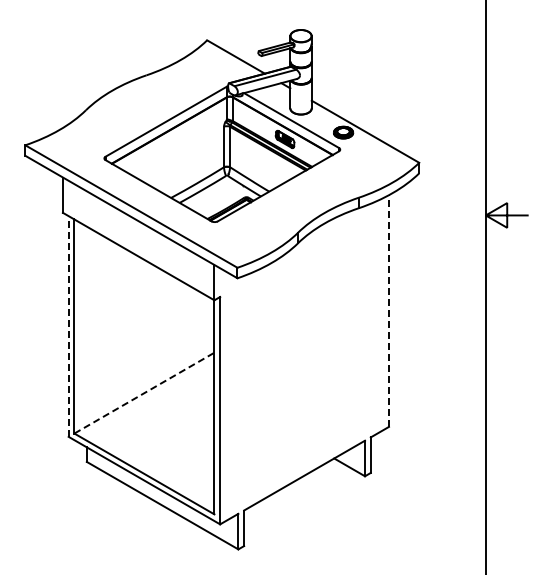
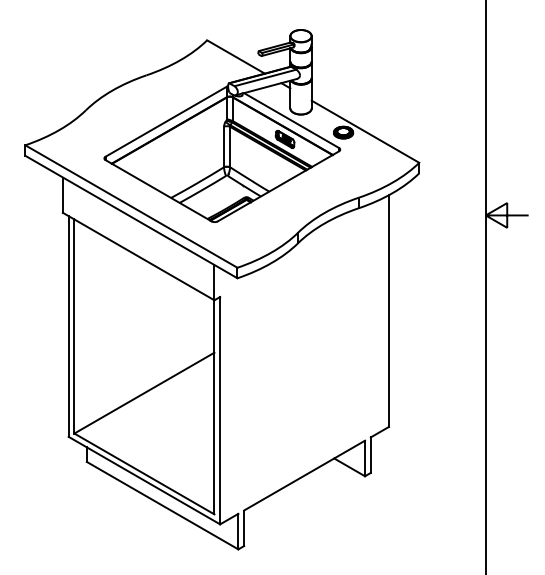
line: dashed -> solid (388, 311)
line: dashed -> solid (68, 326)
line: dashed -> solid (144, 393)
